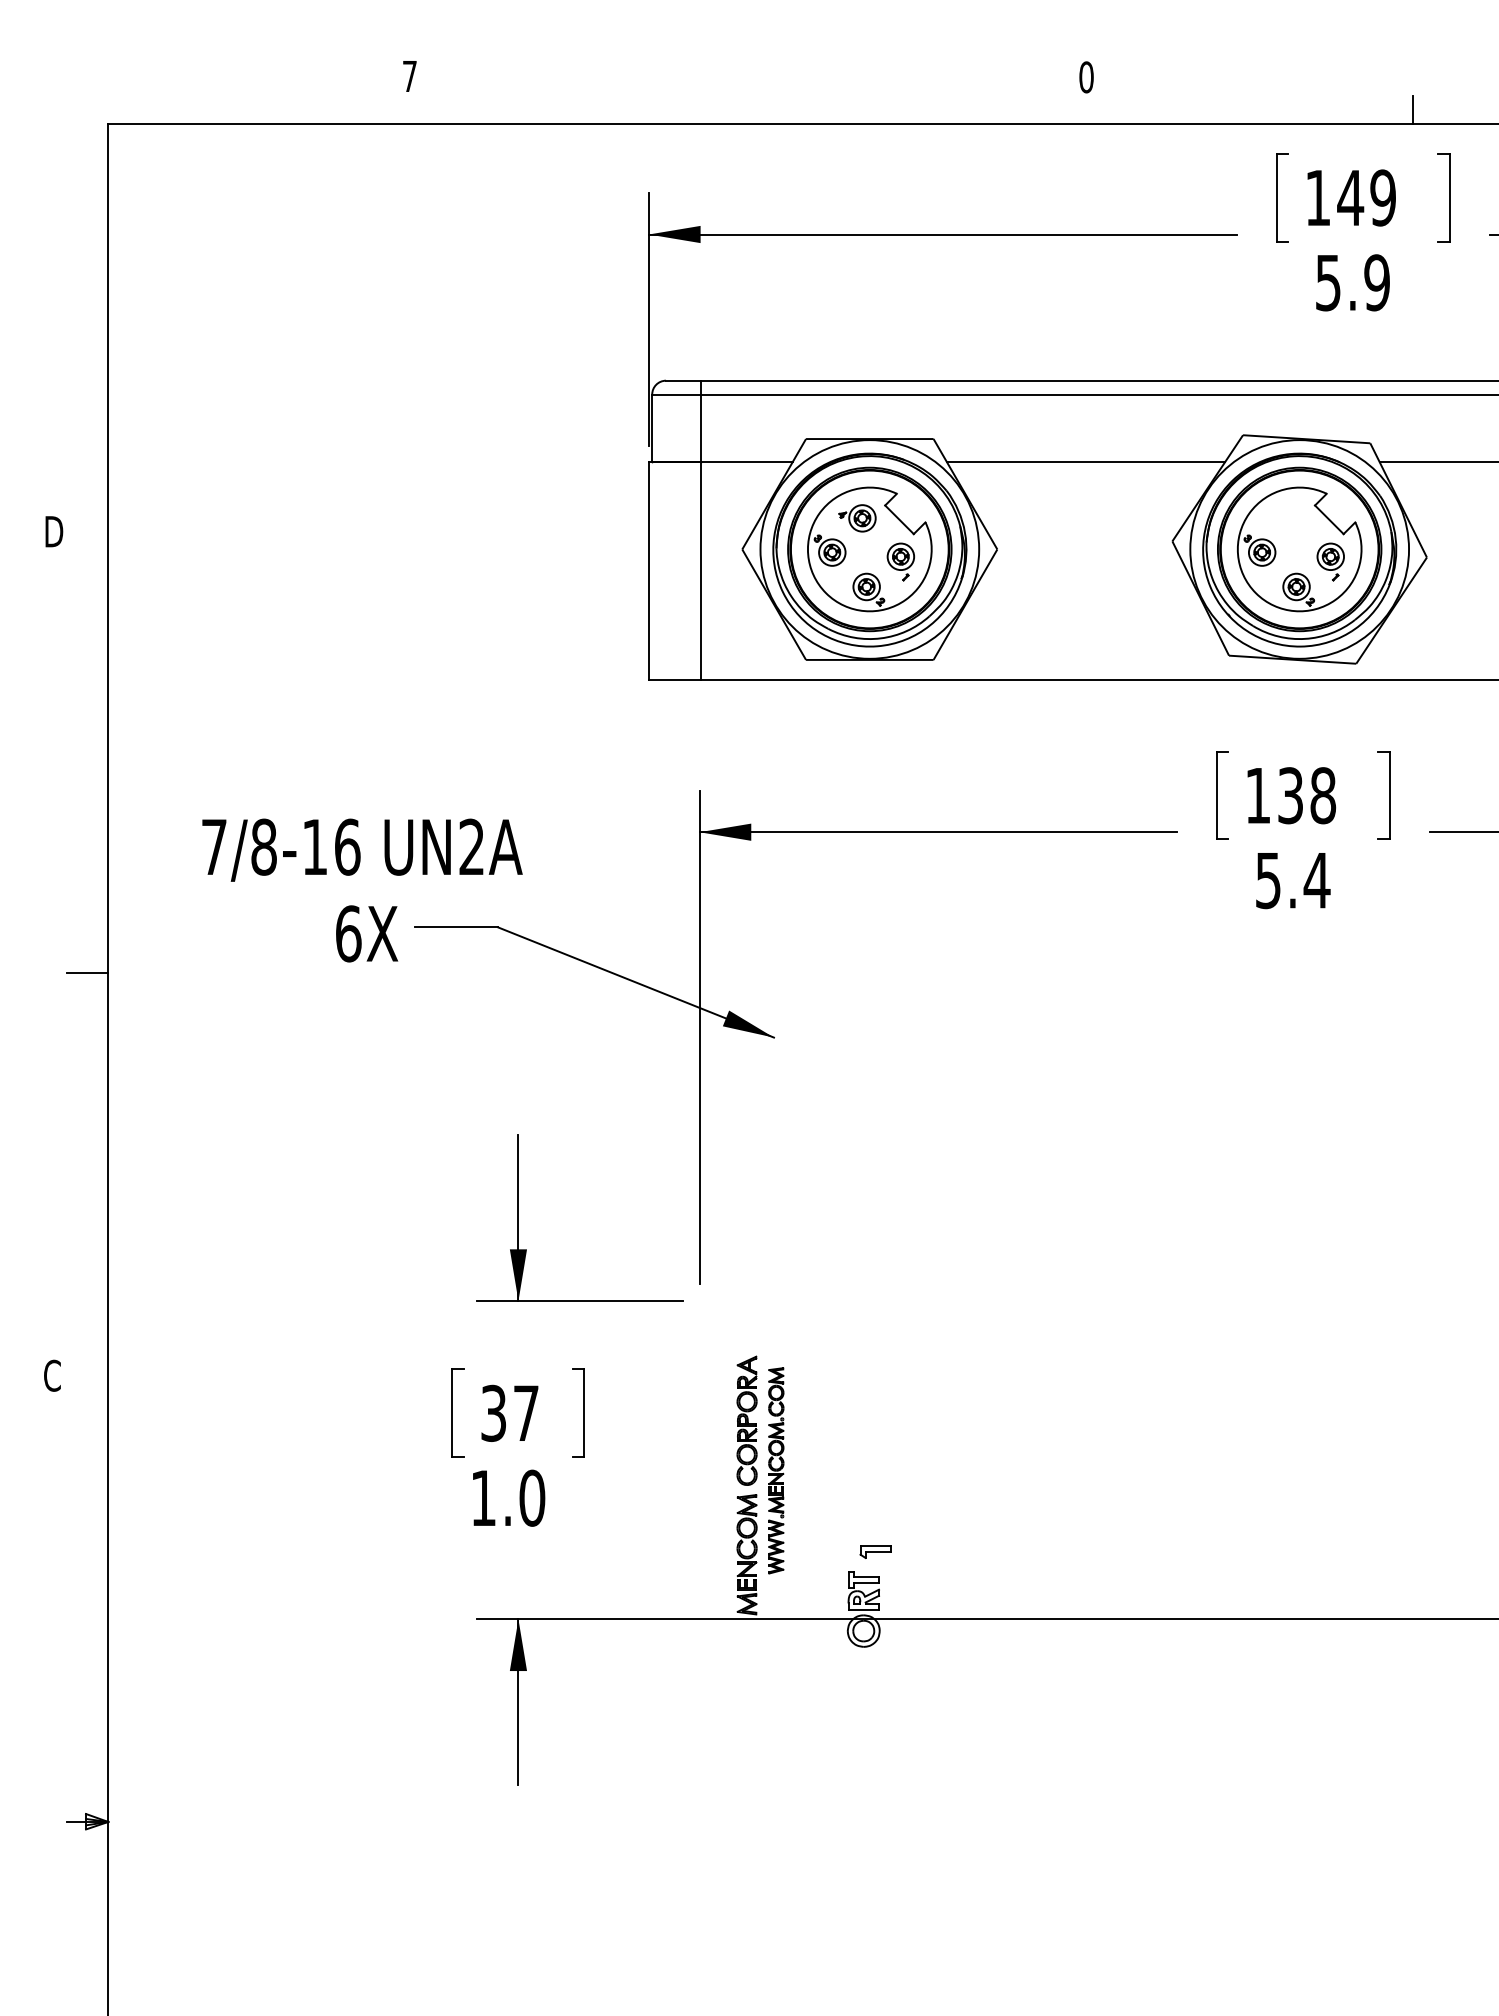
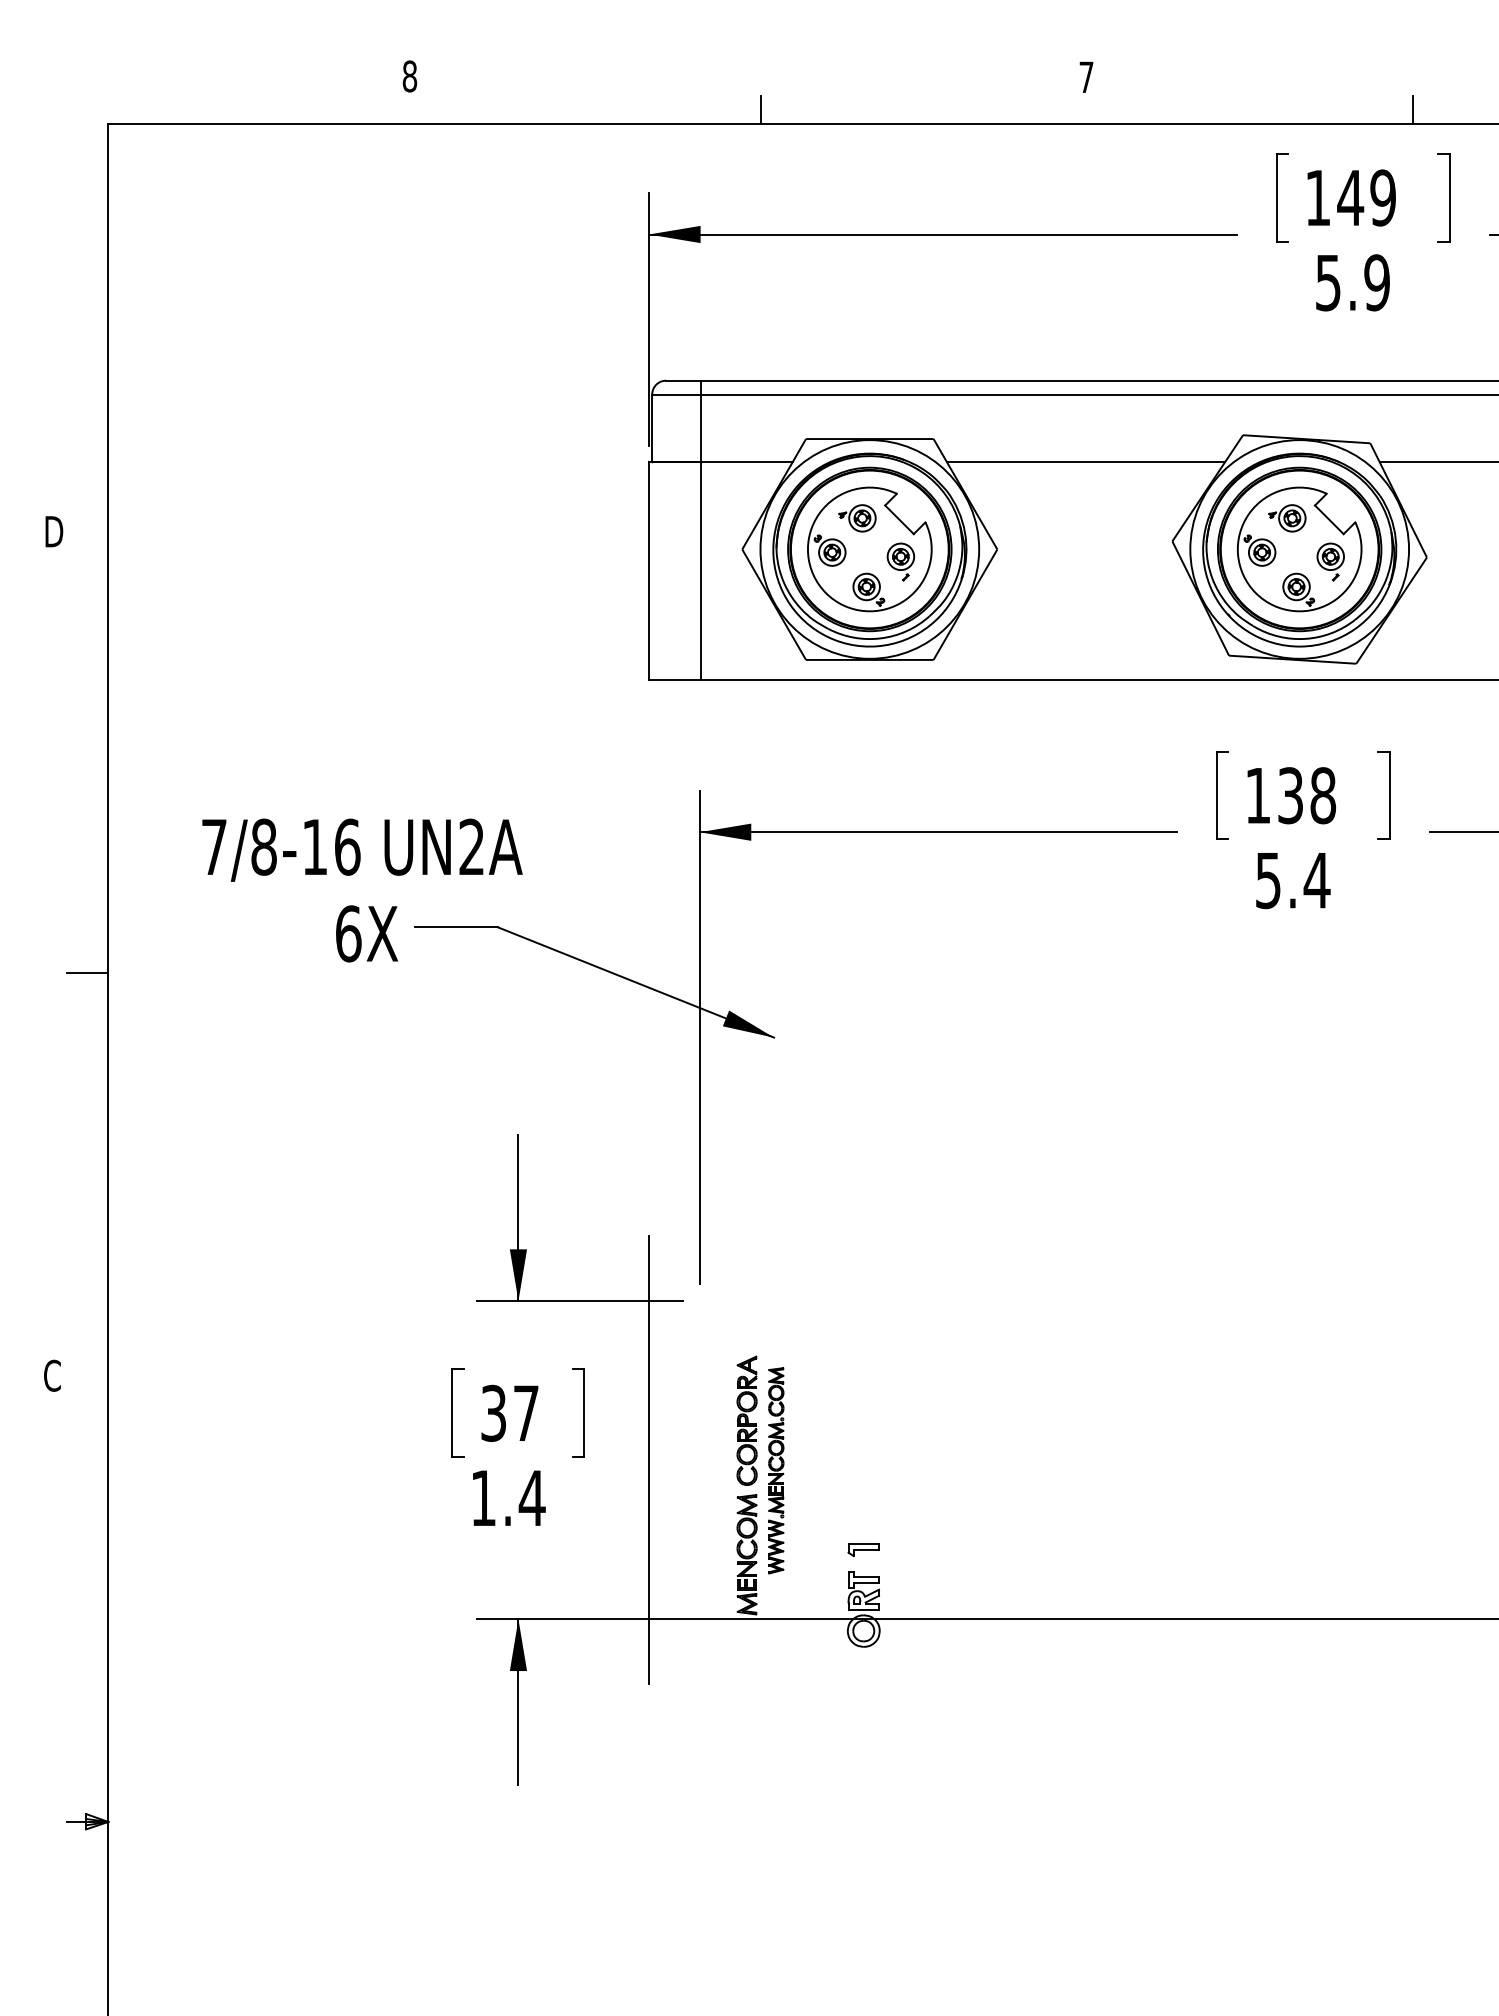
text: 7 -> 8 (409, 76)
text: 0 -> 7 (1086, 77)
line: none -> present (760, 109)
part: none -> present (1287, 518)
line: none -> present (648, 1460)
text: 1.0 -> 1.4 (531, 1497)
part position: (875, 1551) -> (863, 1549) (863, 1549)
